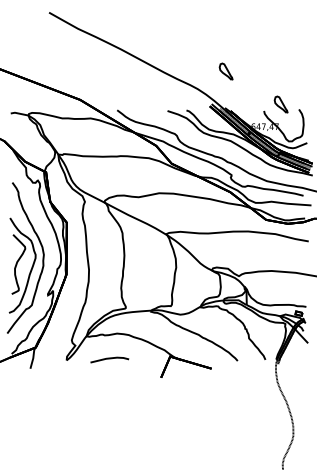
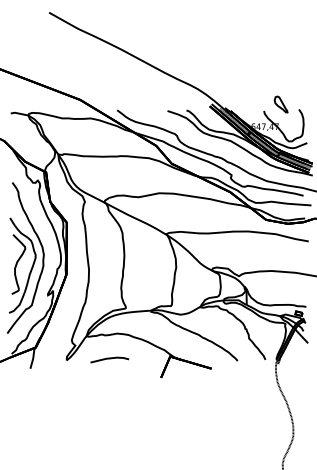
part: present -> none (225, 71)
